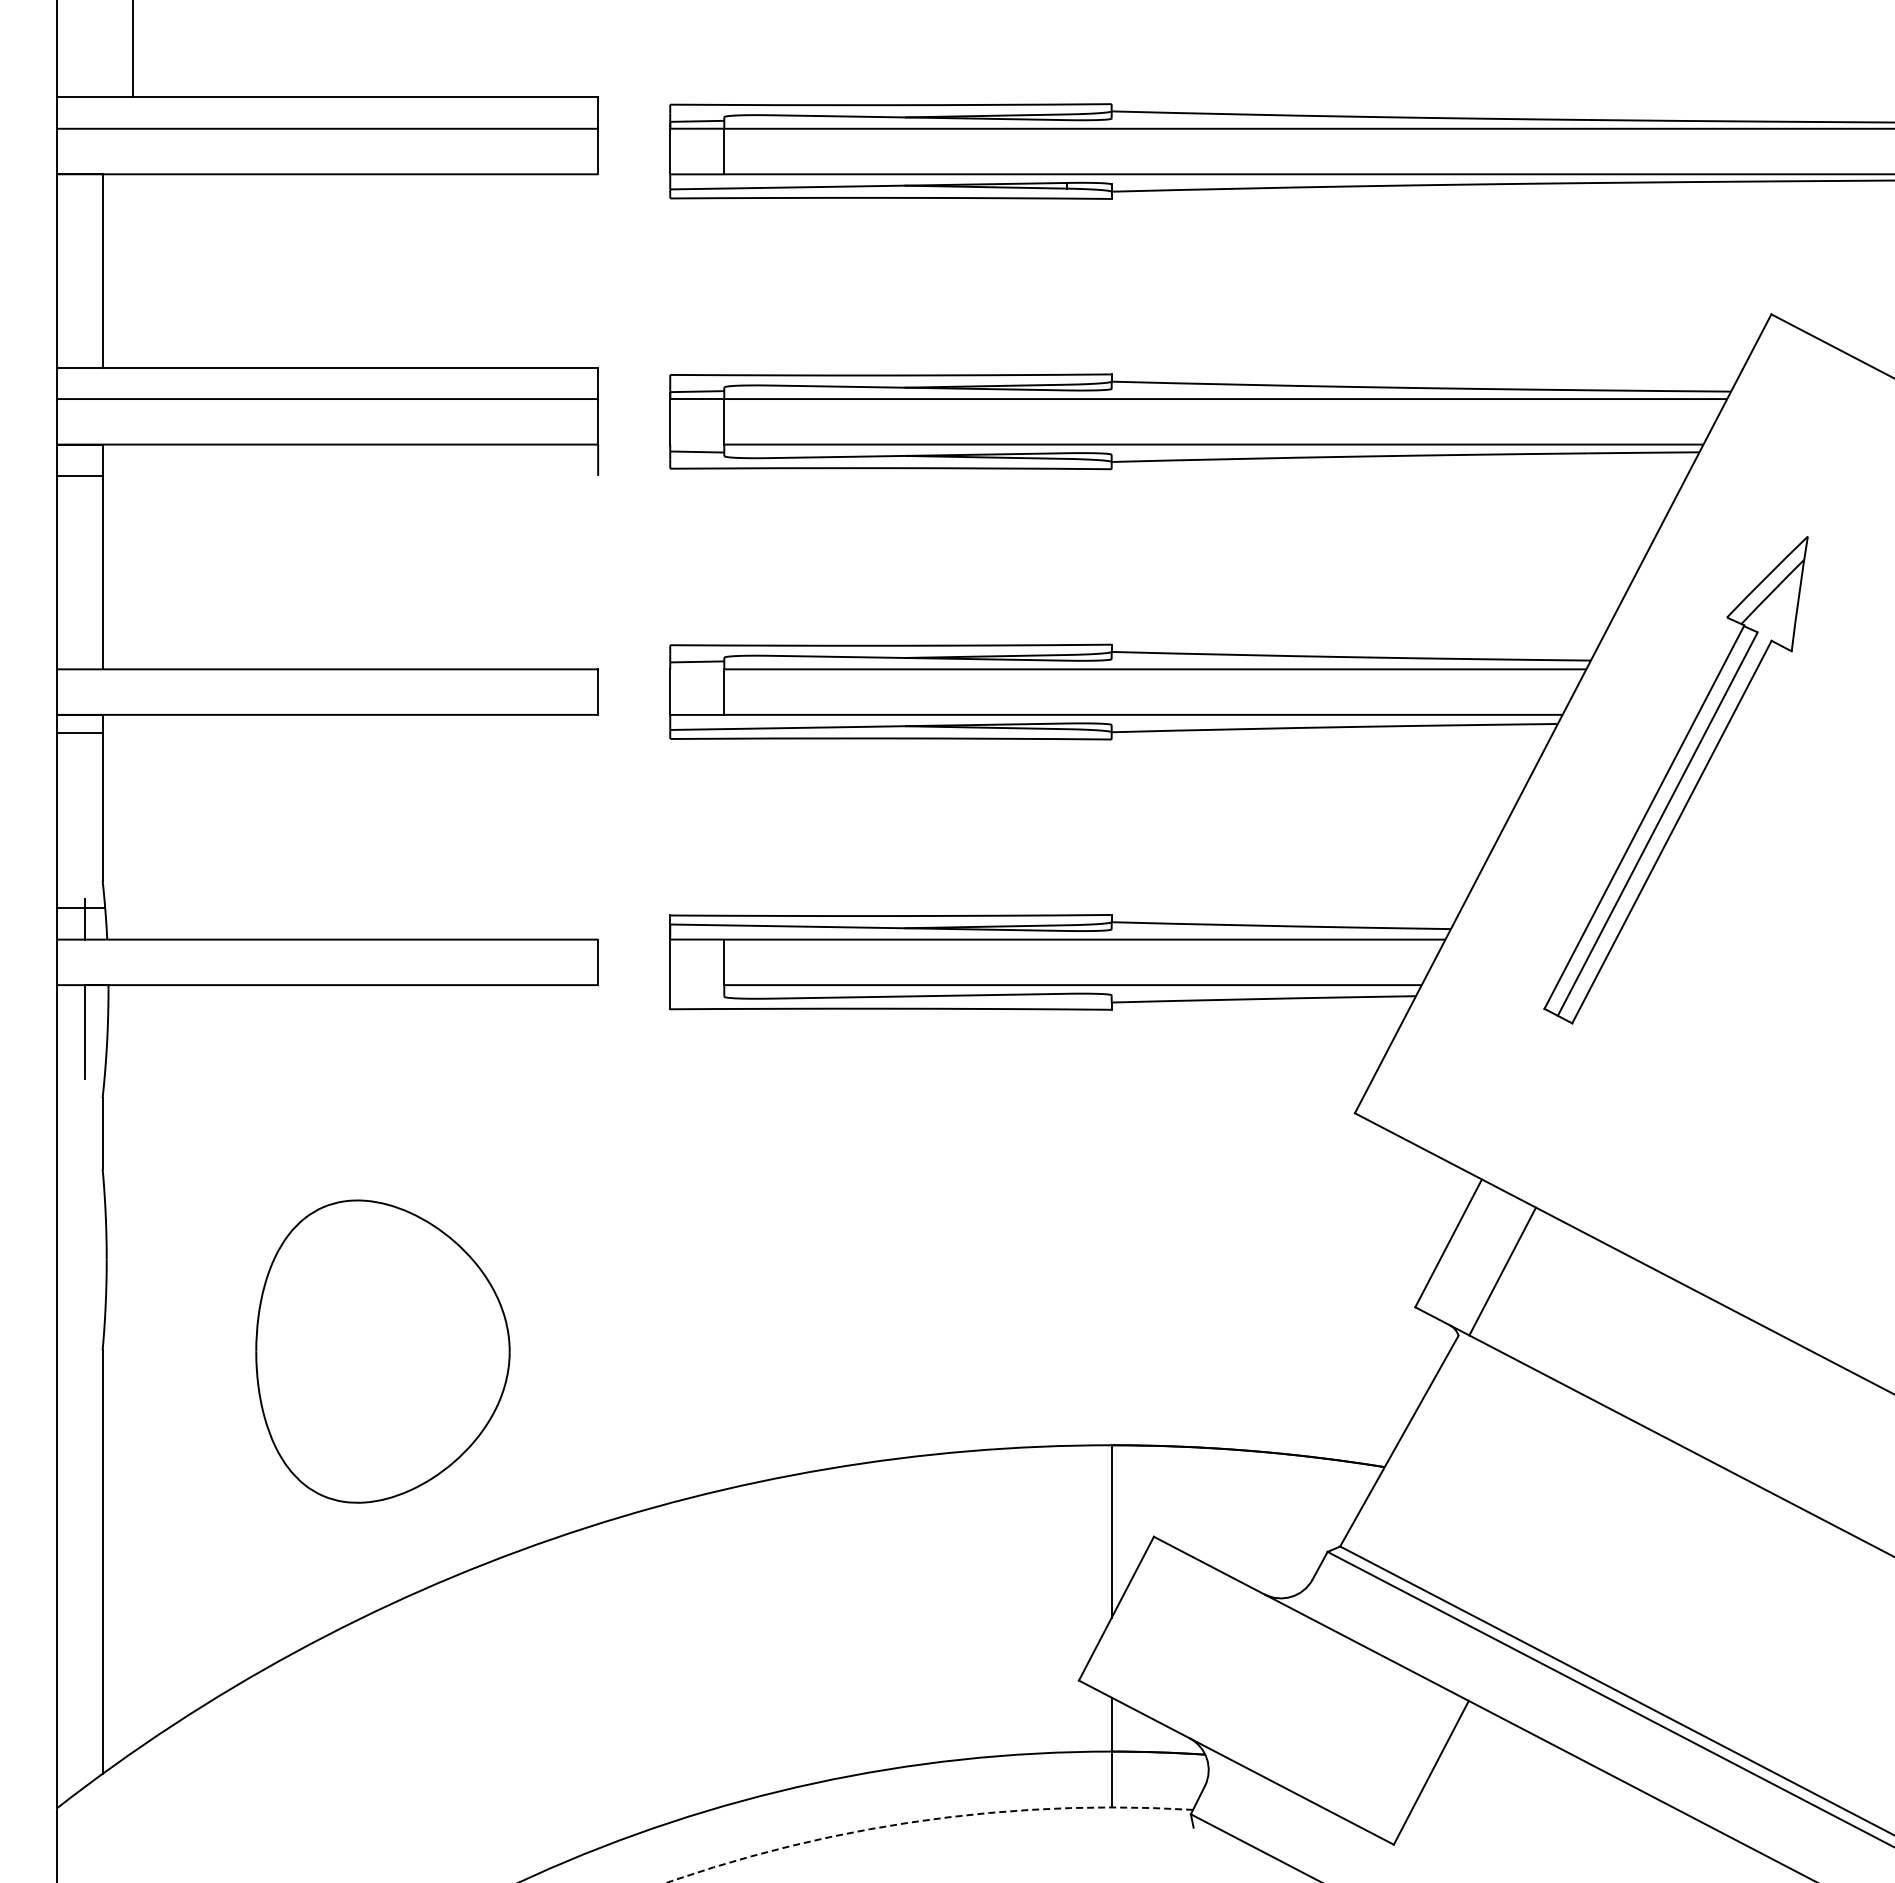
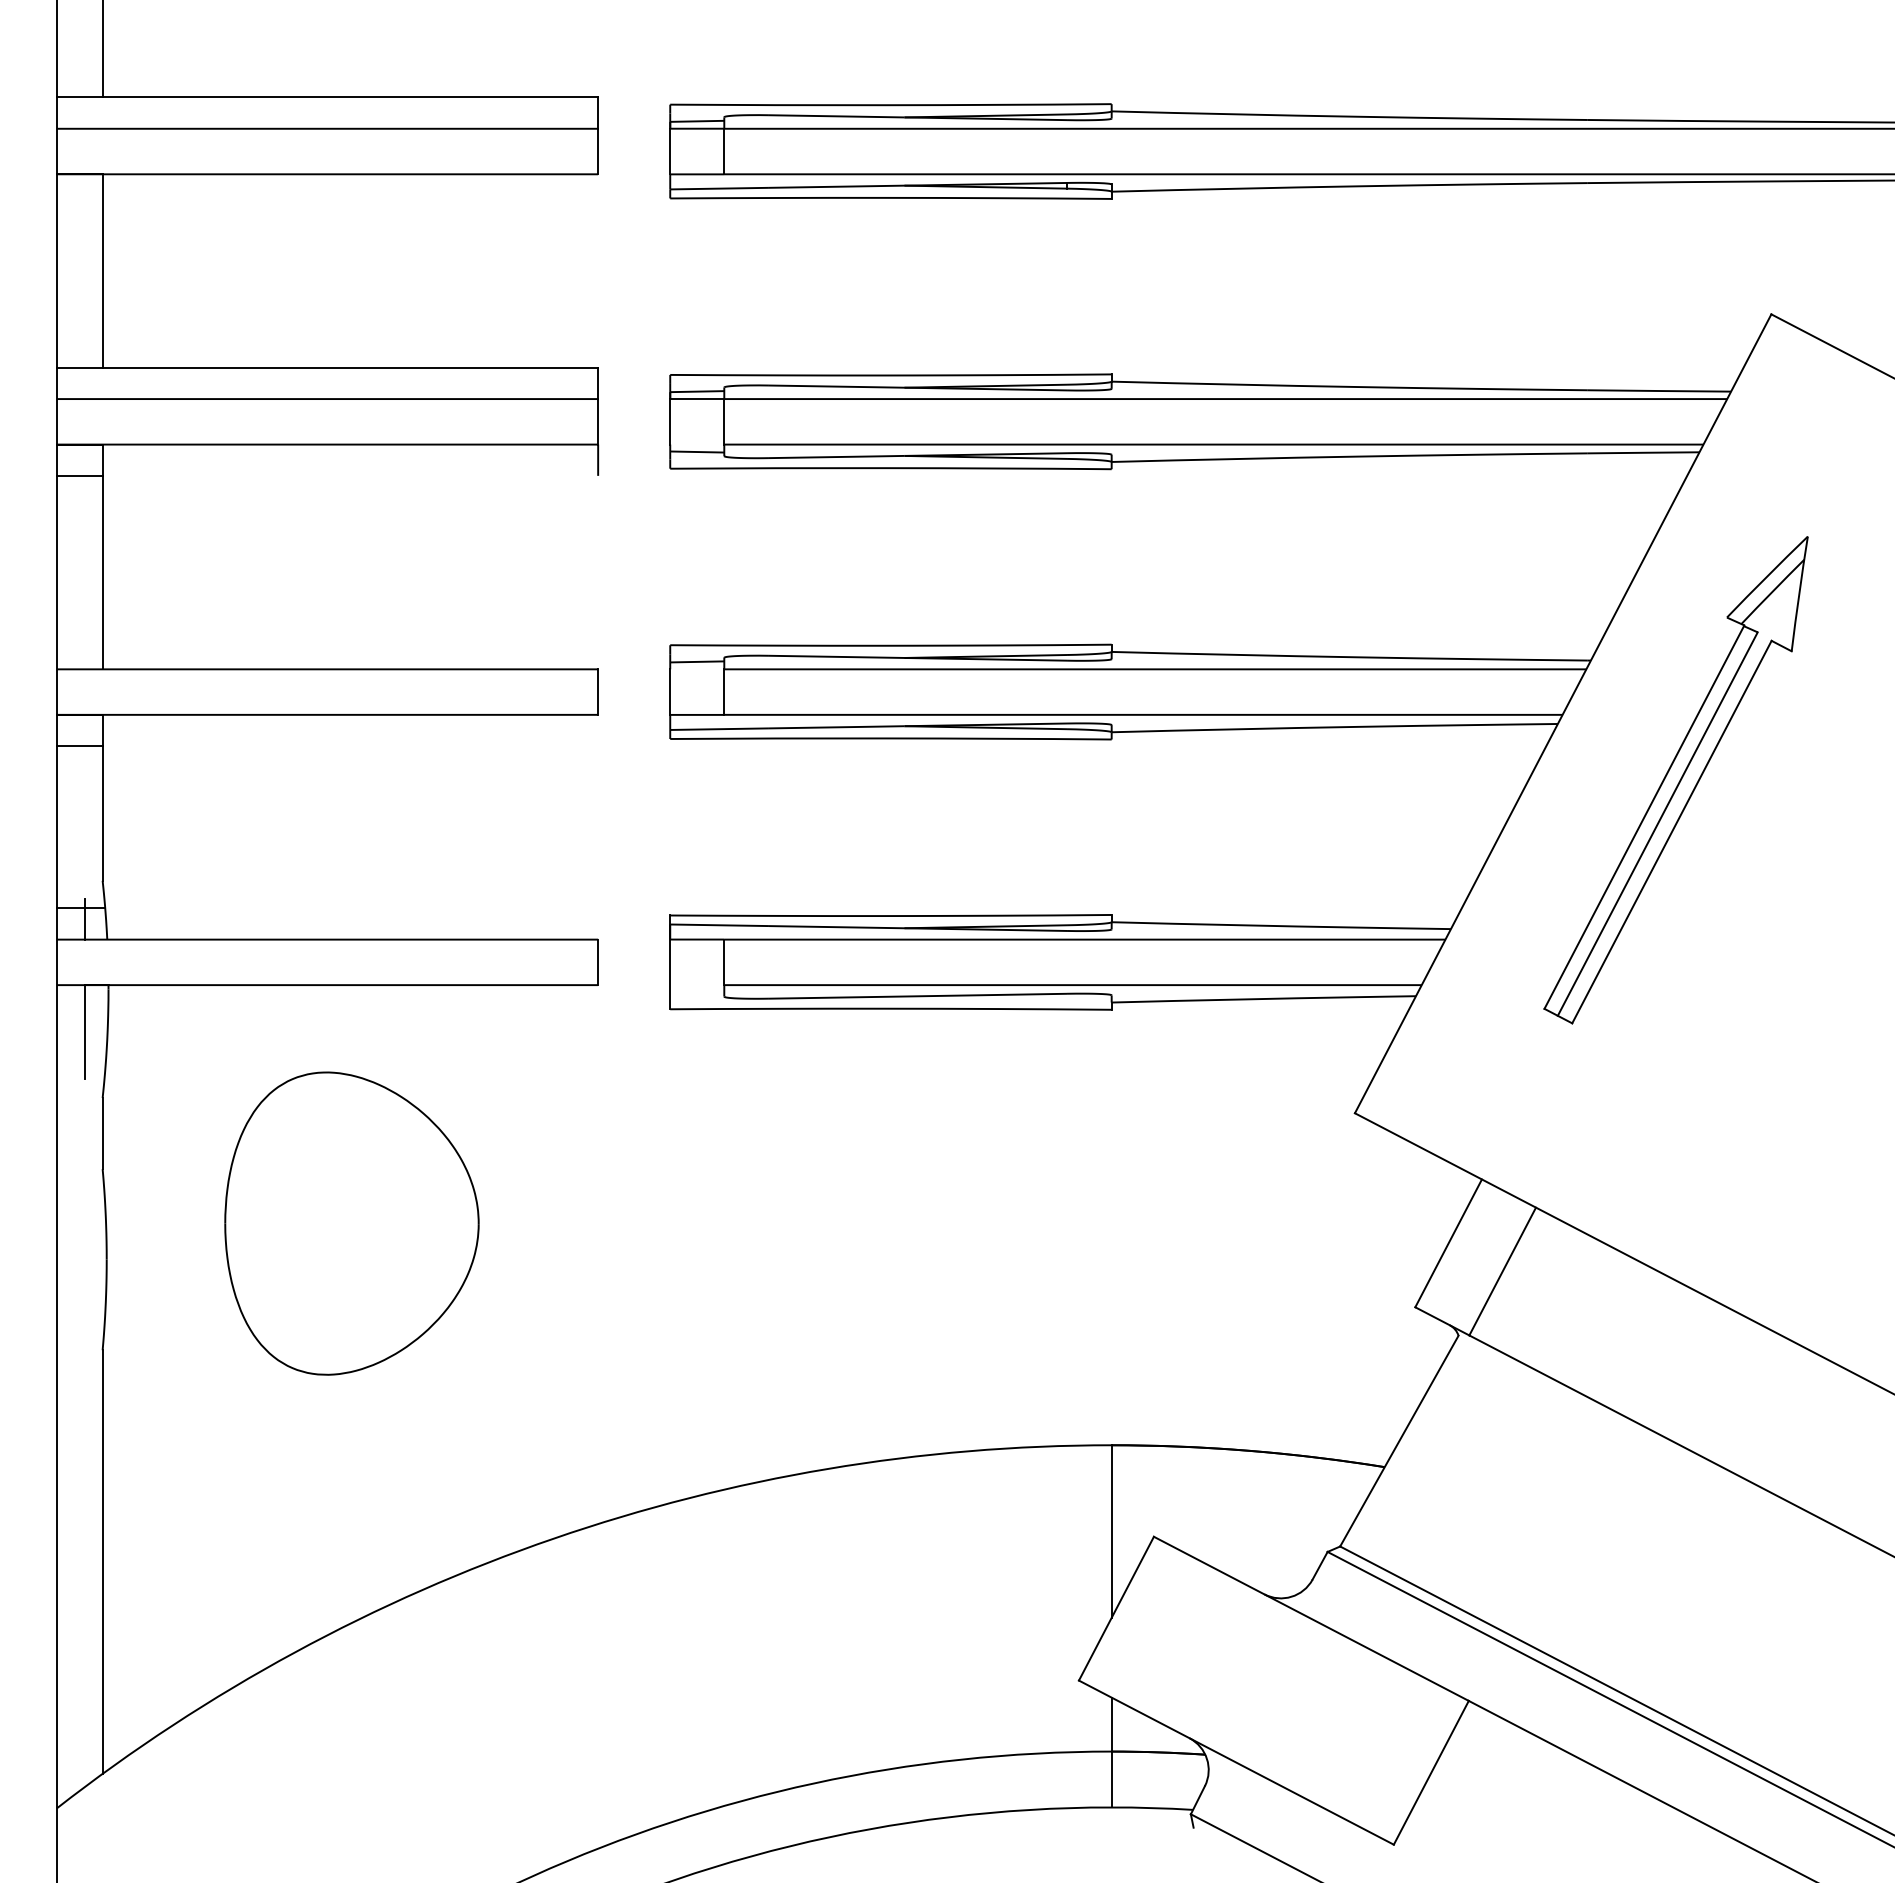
line position: (132, 49) -> (102, 49) (102, 49)
line position: (79, 733) -> (79, 746) (79, 746)
part position: (382, 1351) -> (351, 1223) (351, 1223)
arc: dashed -> solid (924, 1820)
